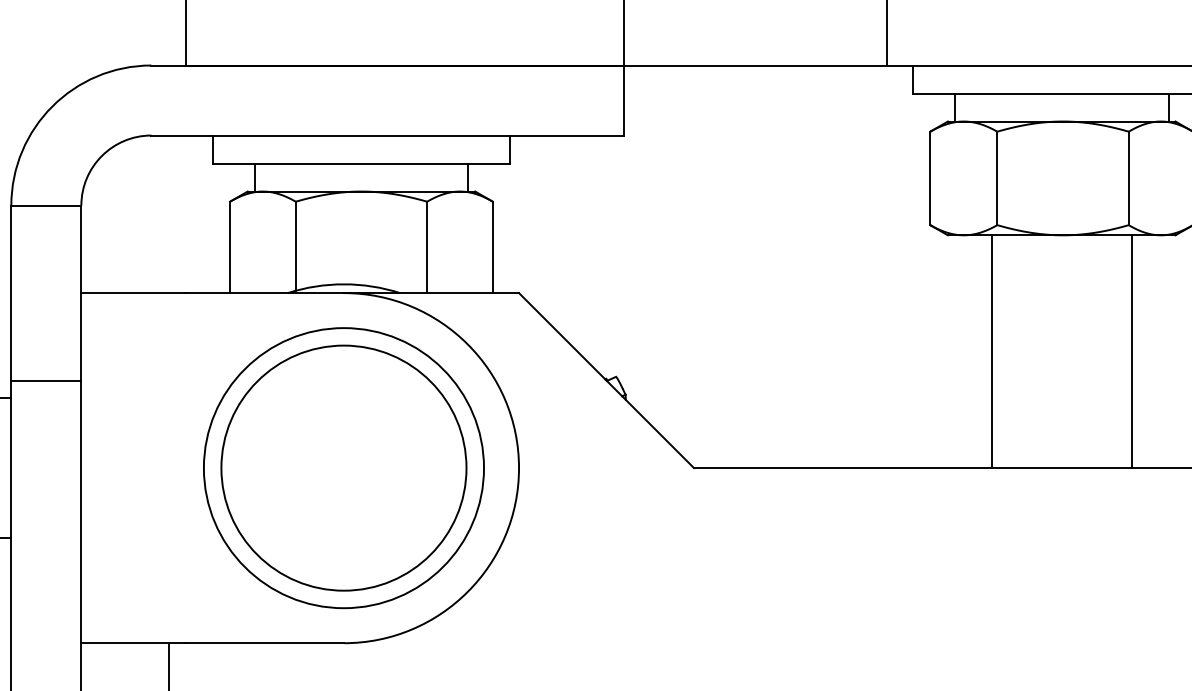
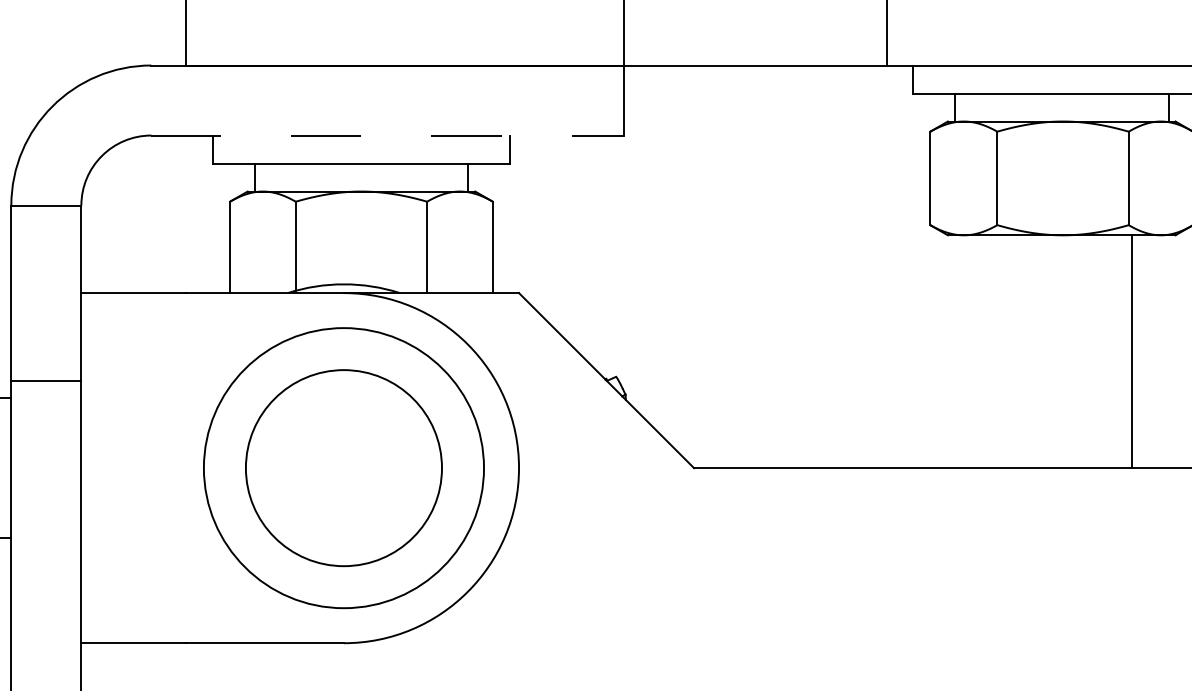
line: solid -> dashed (388, 135)
line: present -> none (991, 351)
circle diameter: 245 px -> 196 px (343, 468)
line: present -> none (168, 665)
